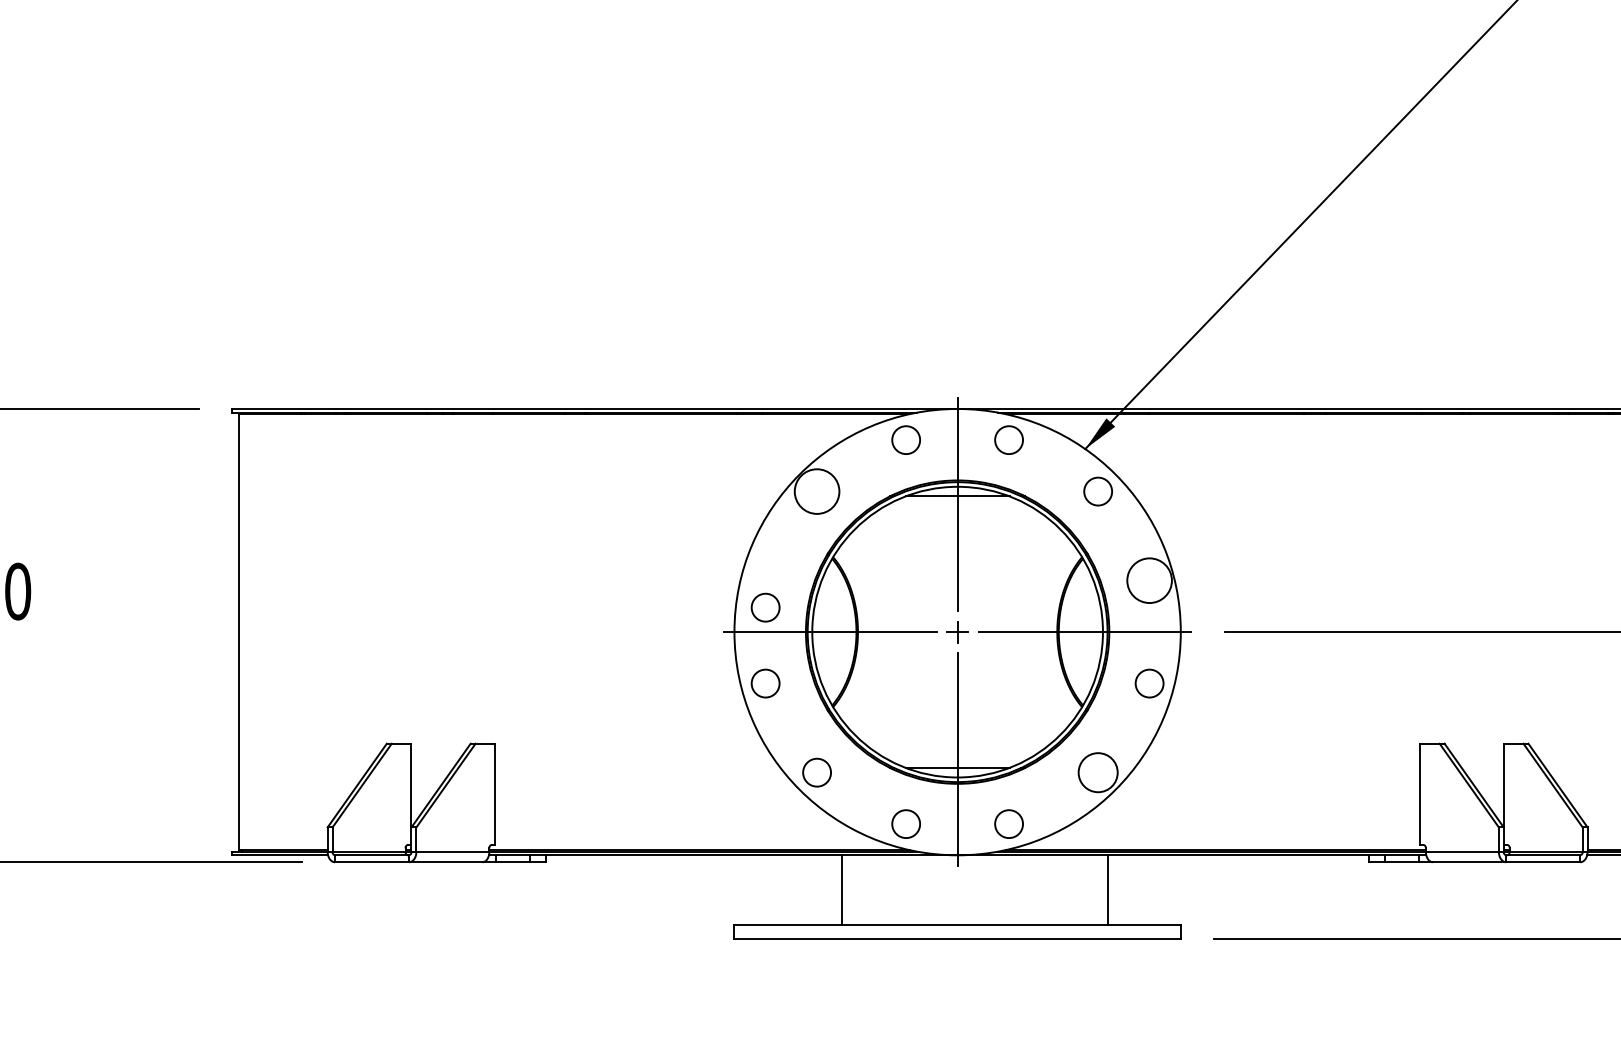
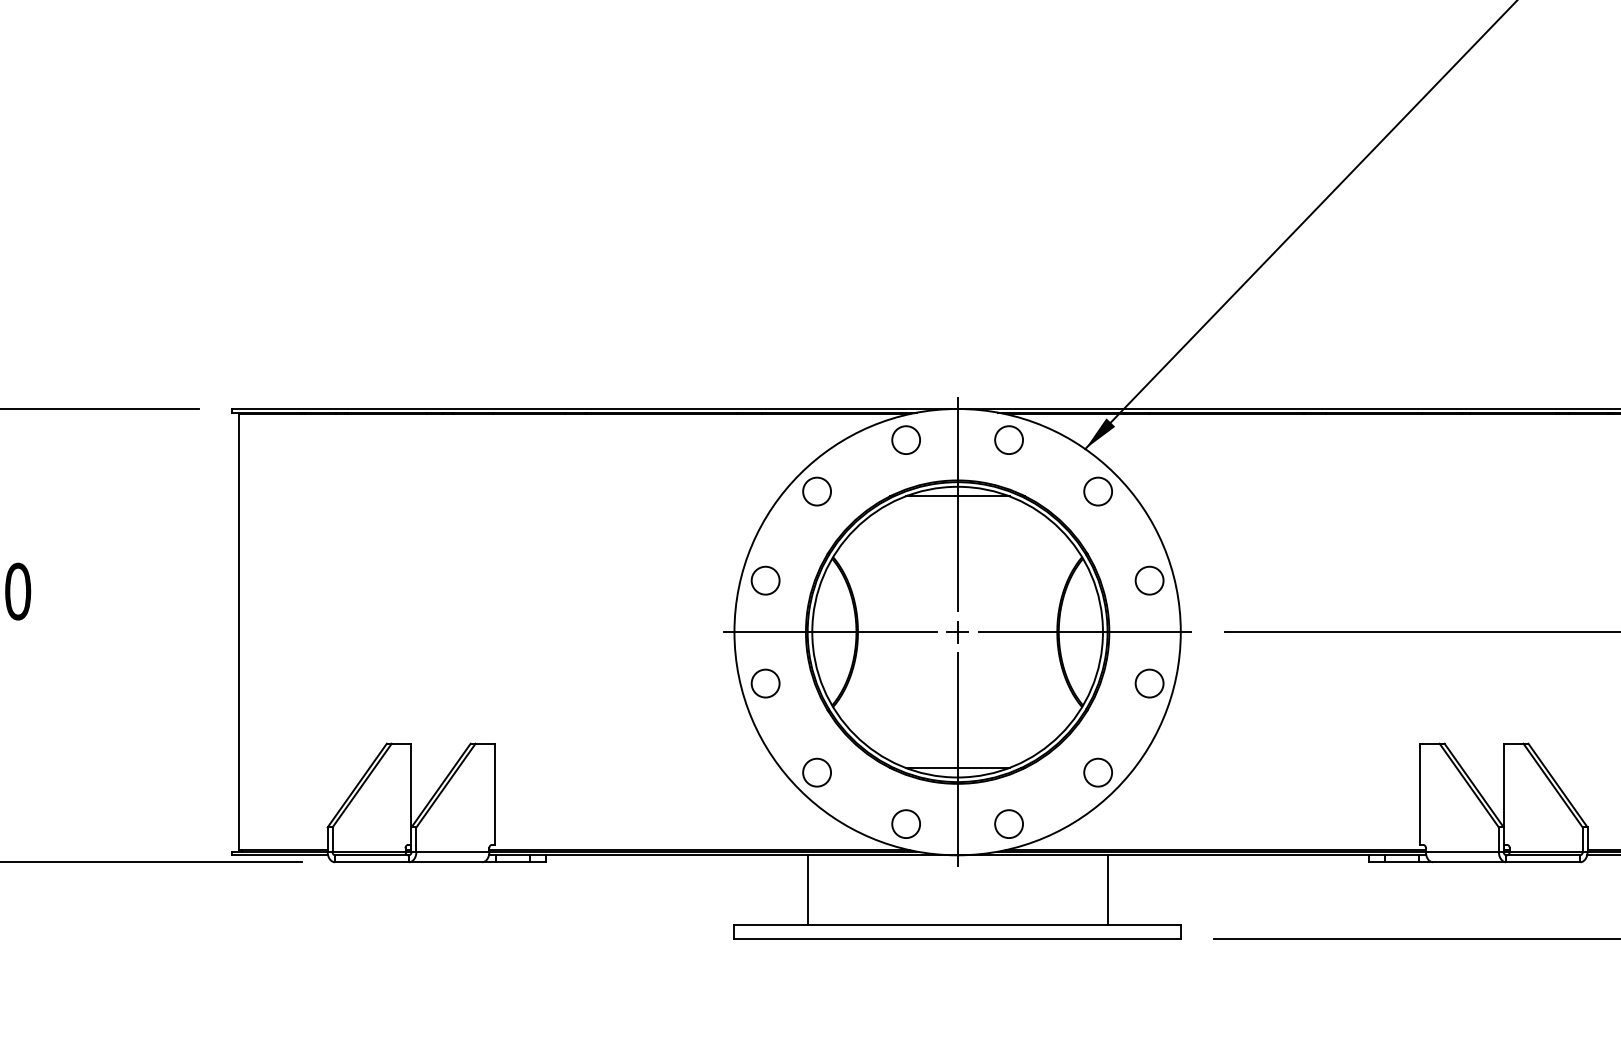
circle diameter: 45 px -> 28 px (817, 491)
circle diameter: 45 px -> 28 px (1149, 580)
circle position: (765, 607) -> (765, 580) (765, 580)
circle diameter: 39 px -> 28 px (1098, 772)
line position: (841, 890) -> (807, 890) (807, 890)
